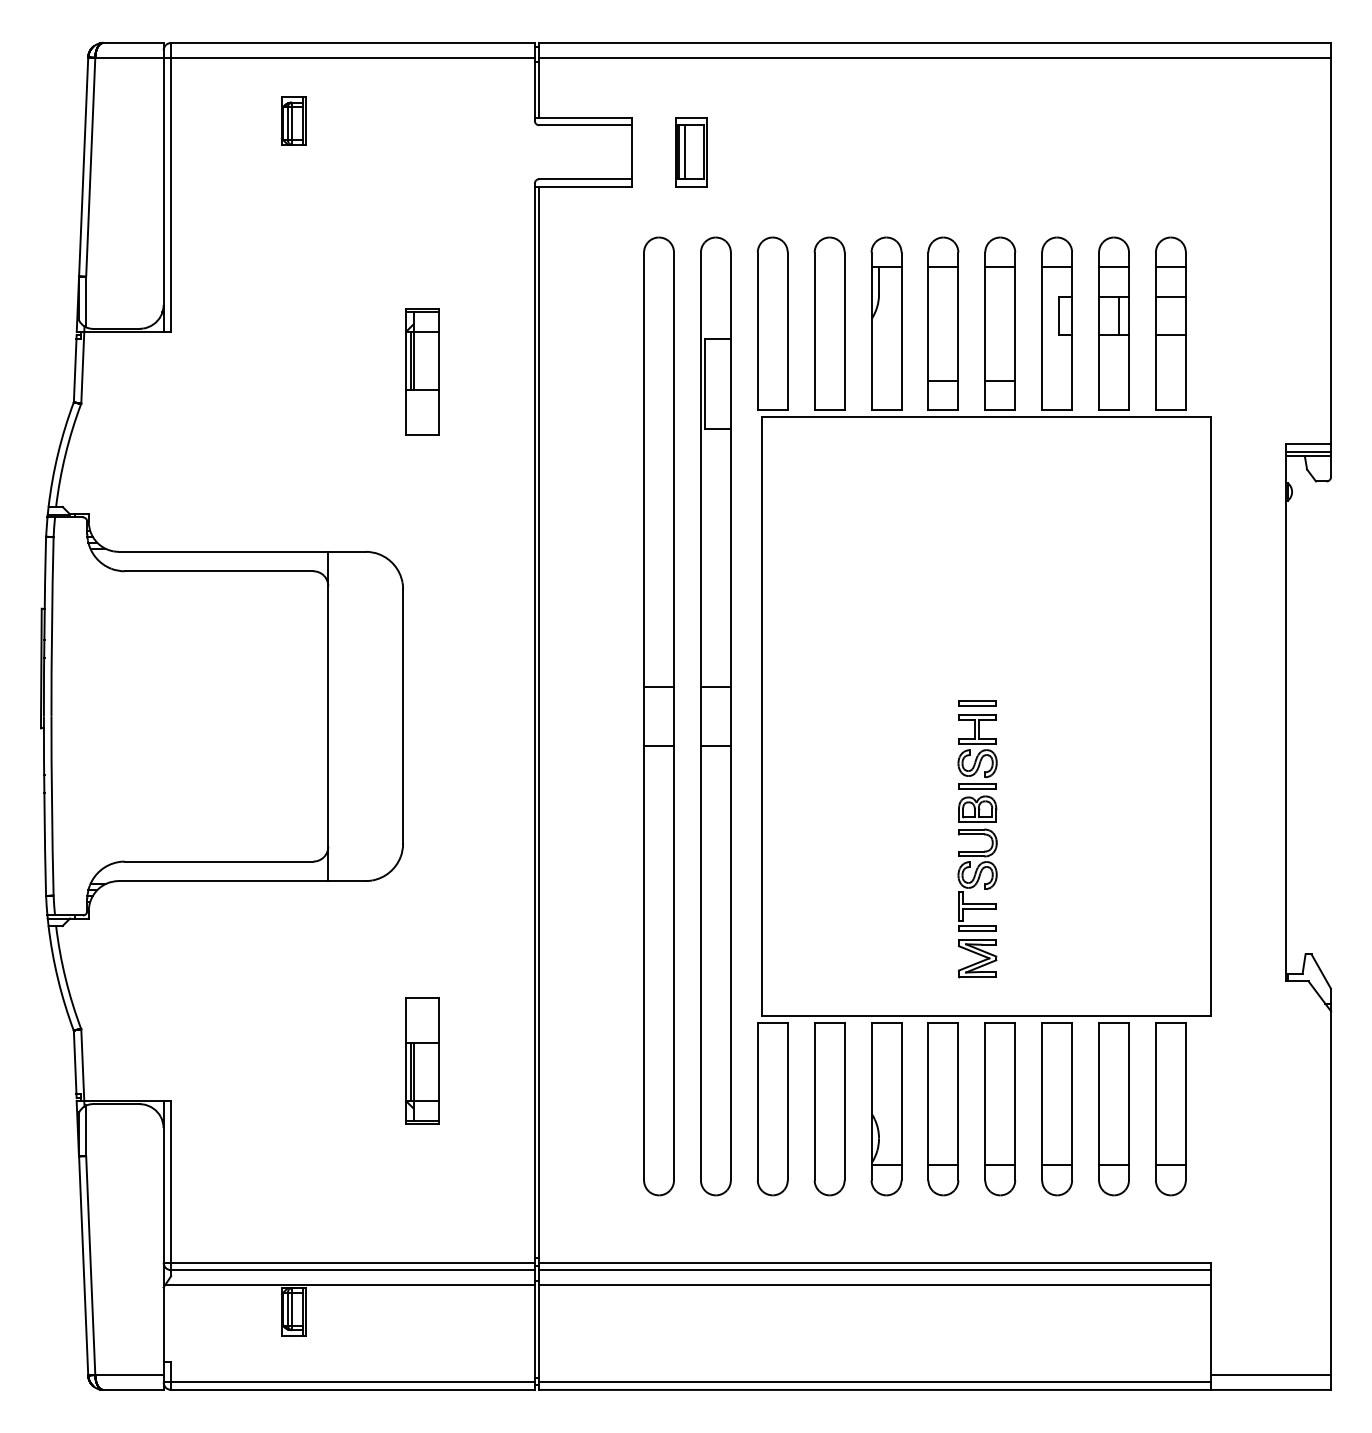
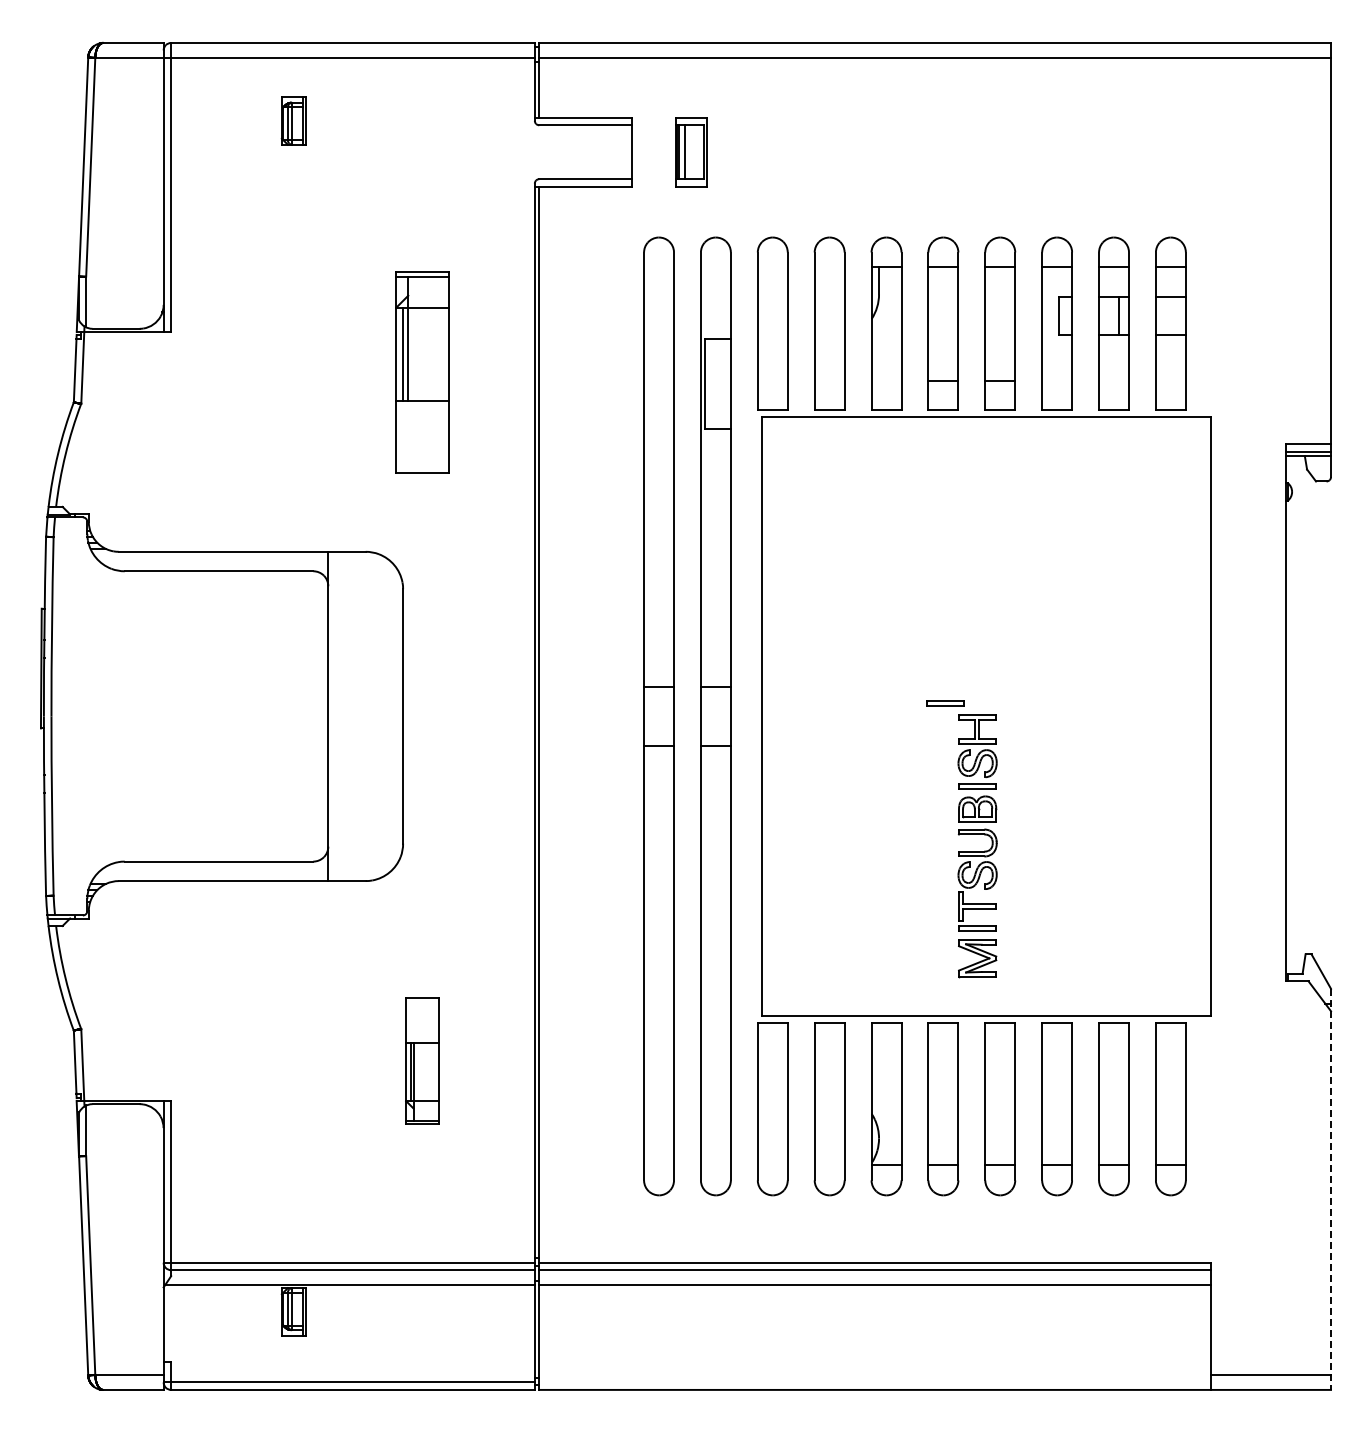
part size: 35x128 px -> 55x203 px (422, 372)
part position: (977, 703) -> (945, 703) (945, 703)
line: solid -> dashed (1331, 1189)
line: present -> none (875, 1382)
